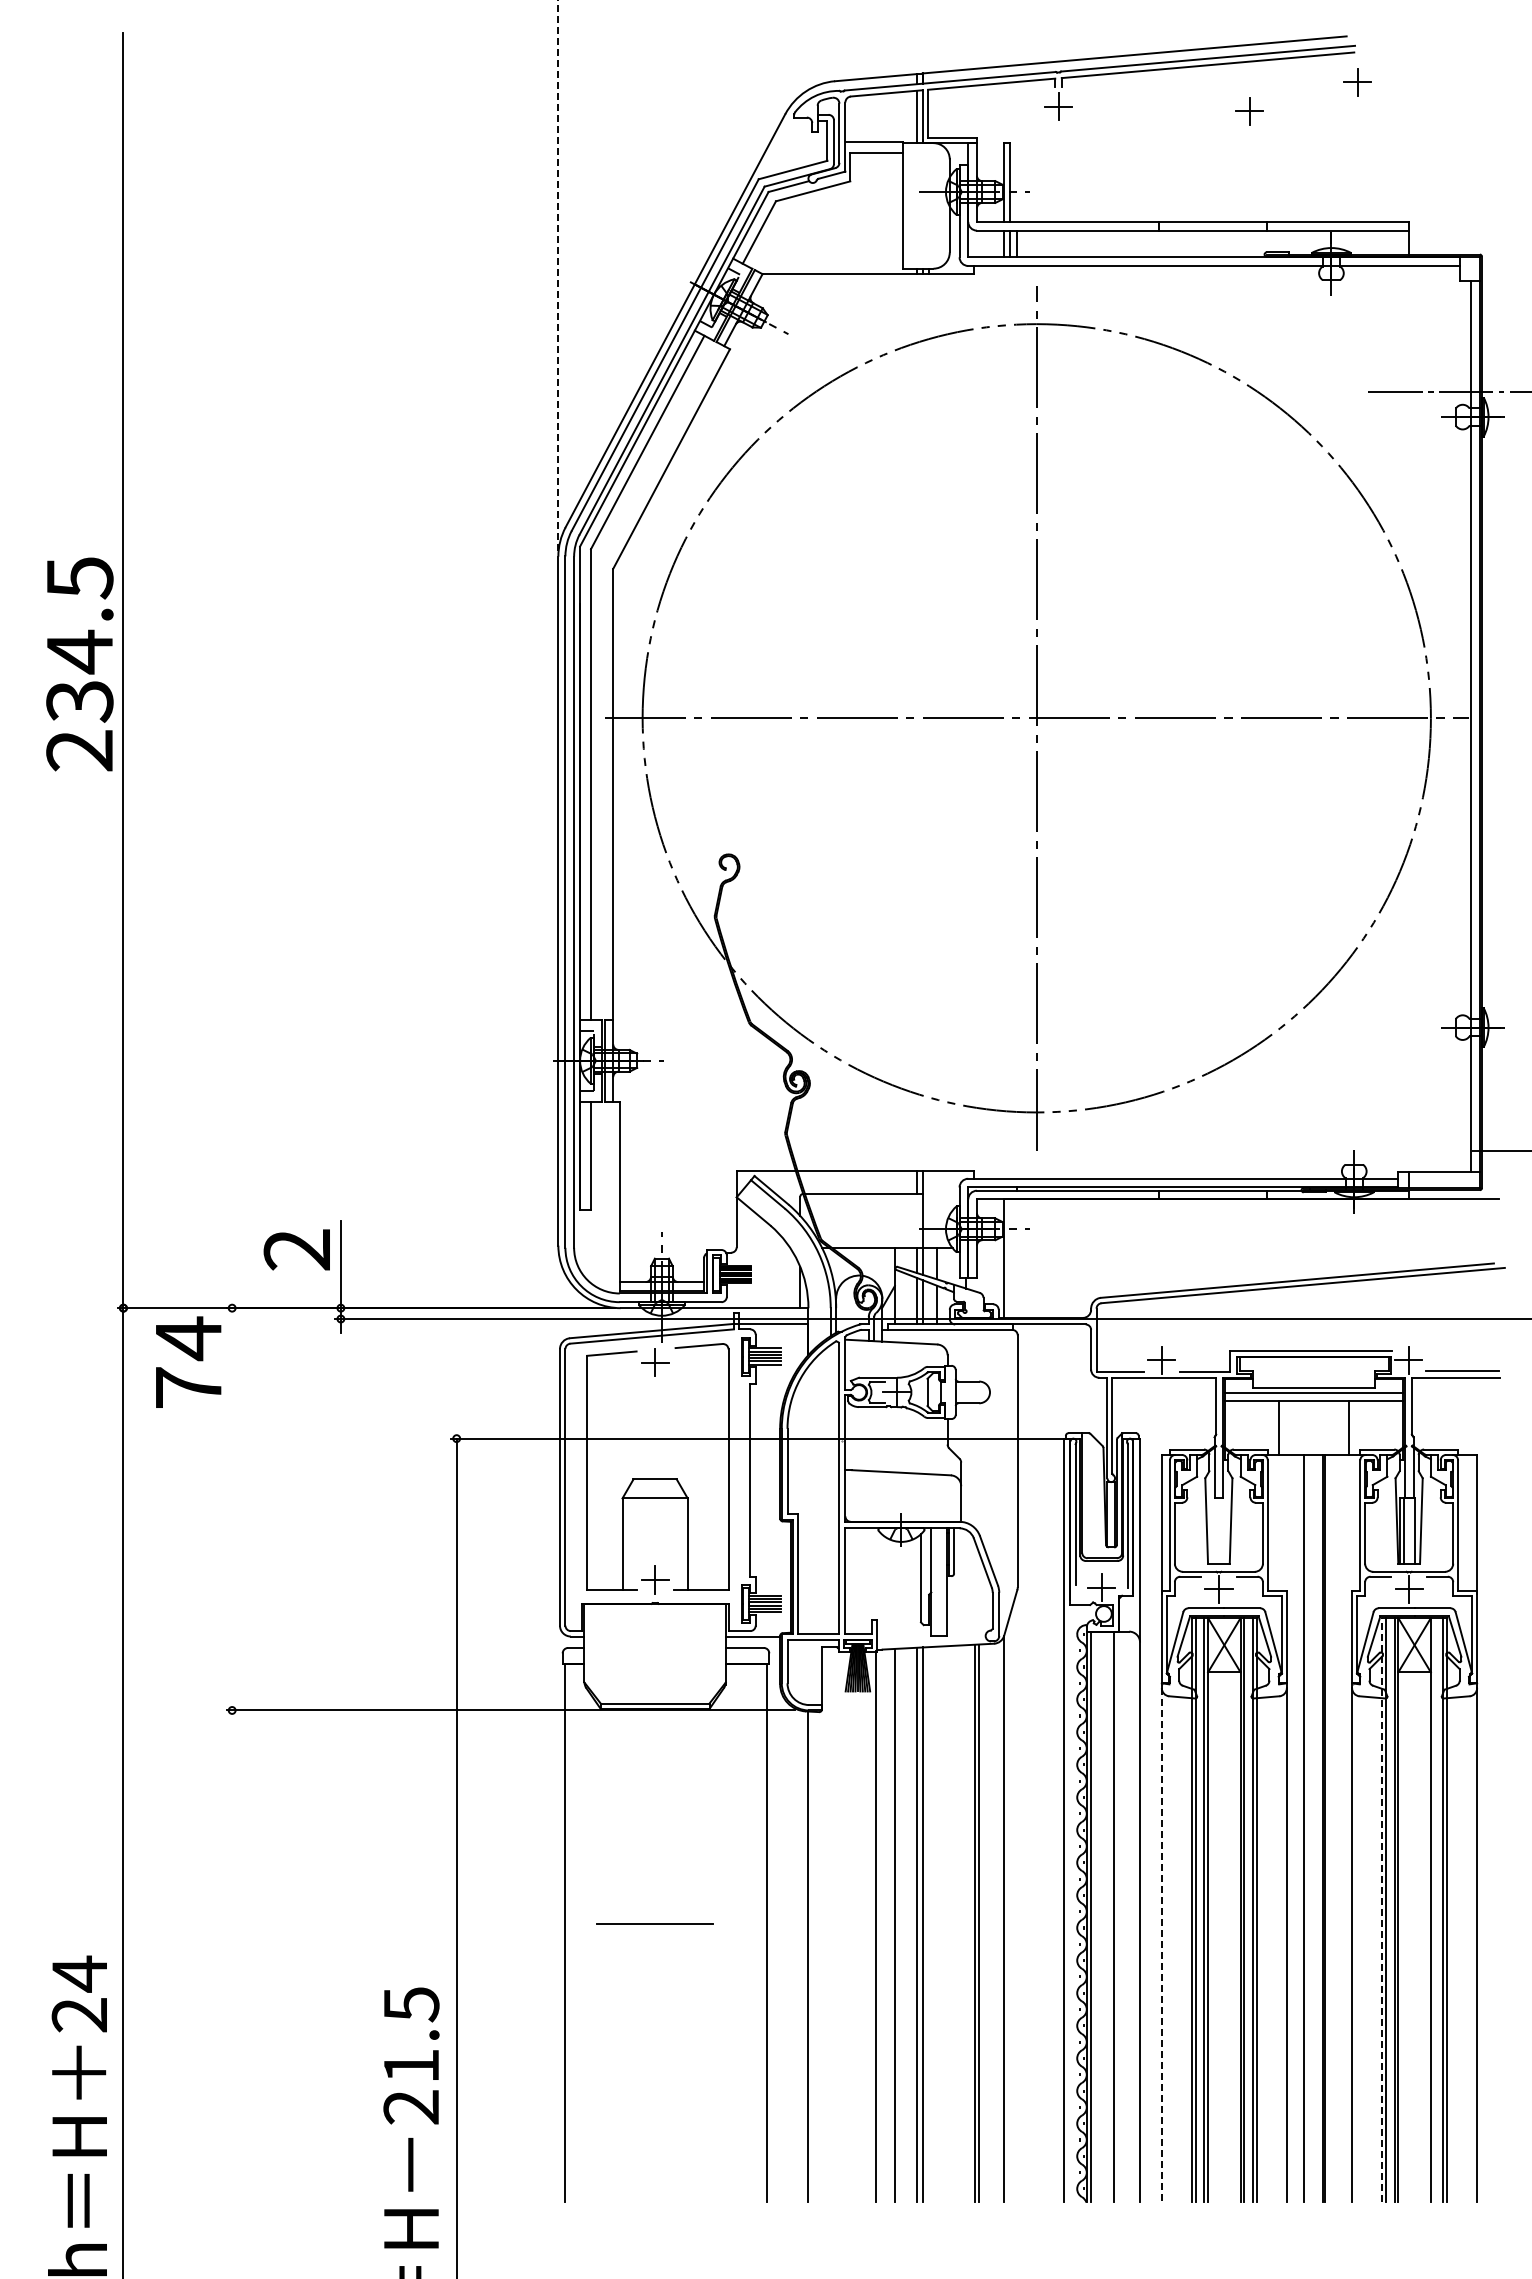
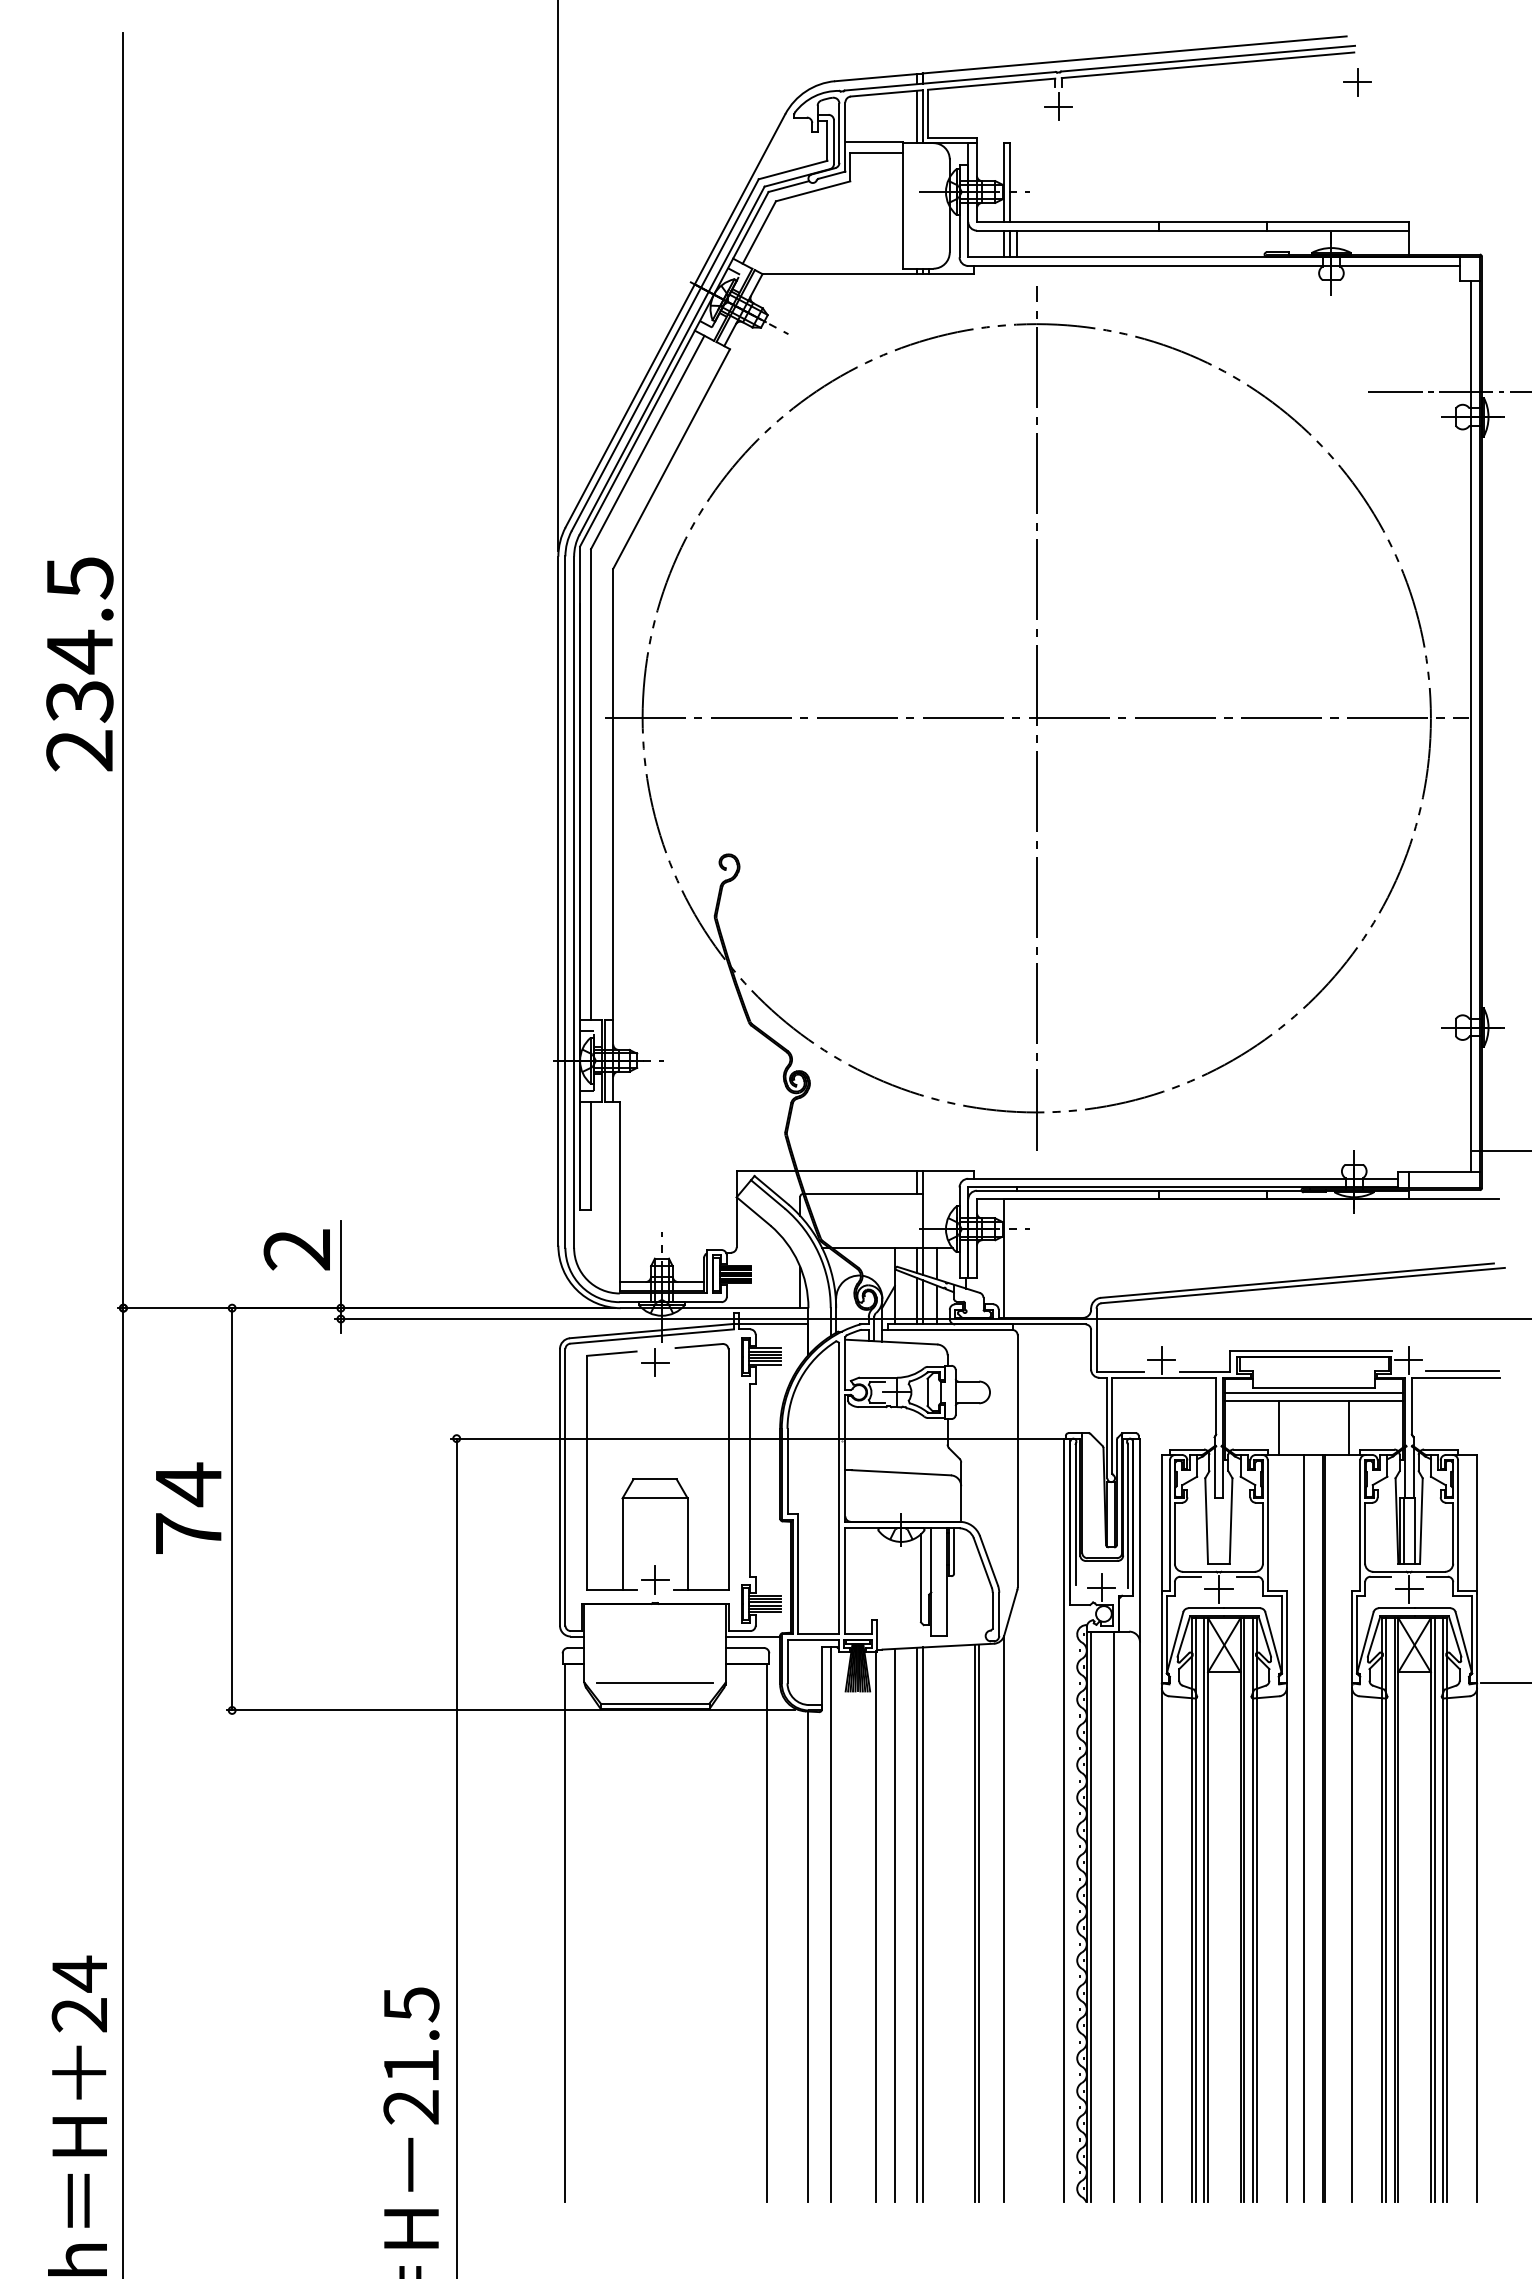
part: present -> none (1249, 111)
line: dashed -> solid (558, 275)
text position: (188, 1361) -> (188, 1507) (188, 1507)
line: none -> present (232, 1509)
line: none -> present (1504, 1683)
line: dashed -> solid (1381, 1909)
line: none -> present (1434, 1910)
line position: (654, 1923) -> (654, 1682) (654, 1682)
line: none -> present (830, 1924)
line: dashed -> solid (1161, 1945)
